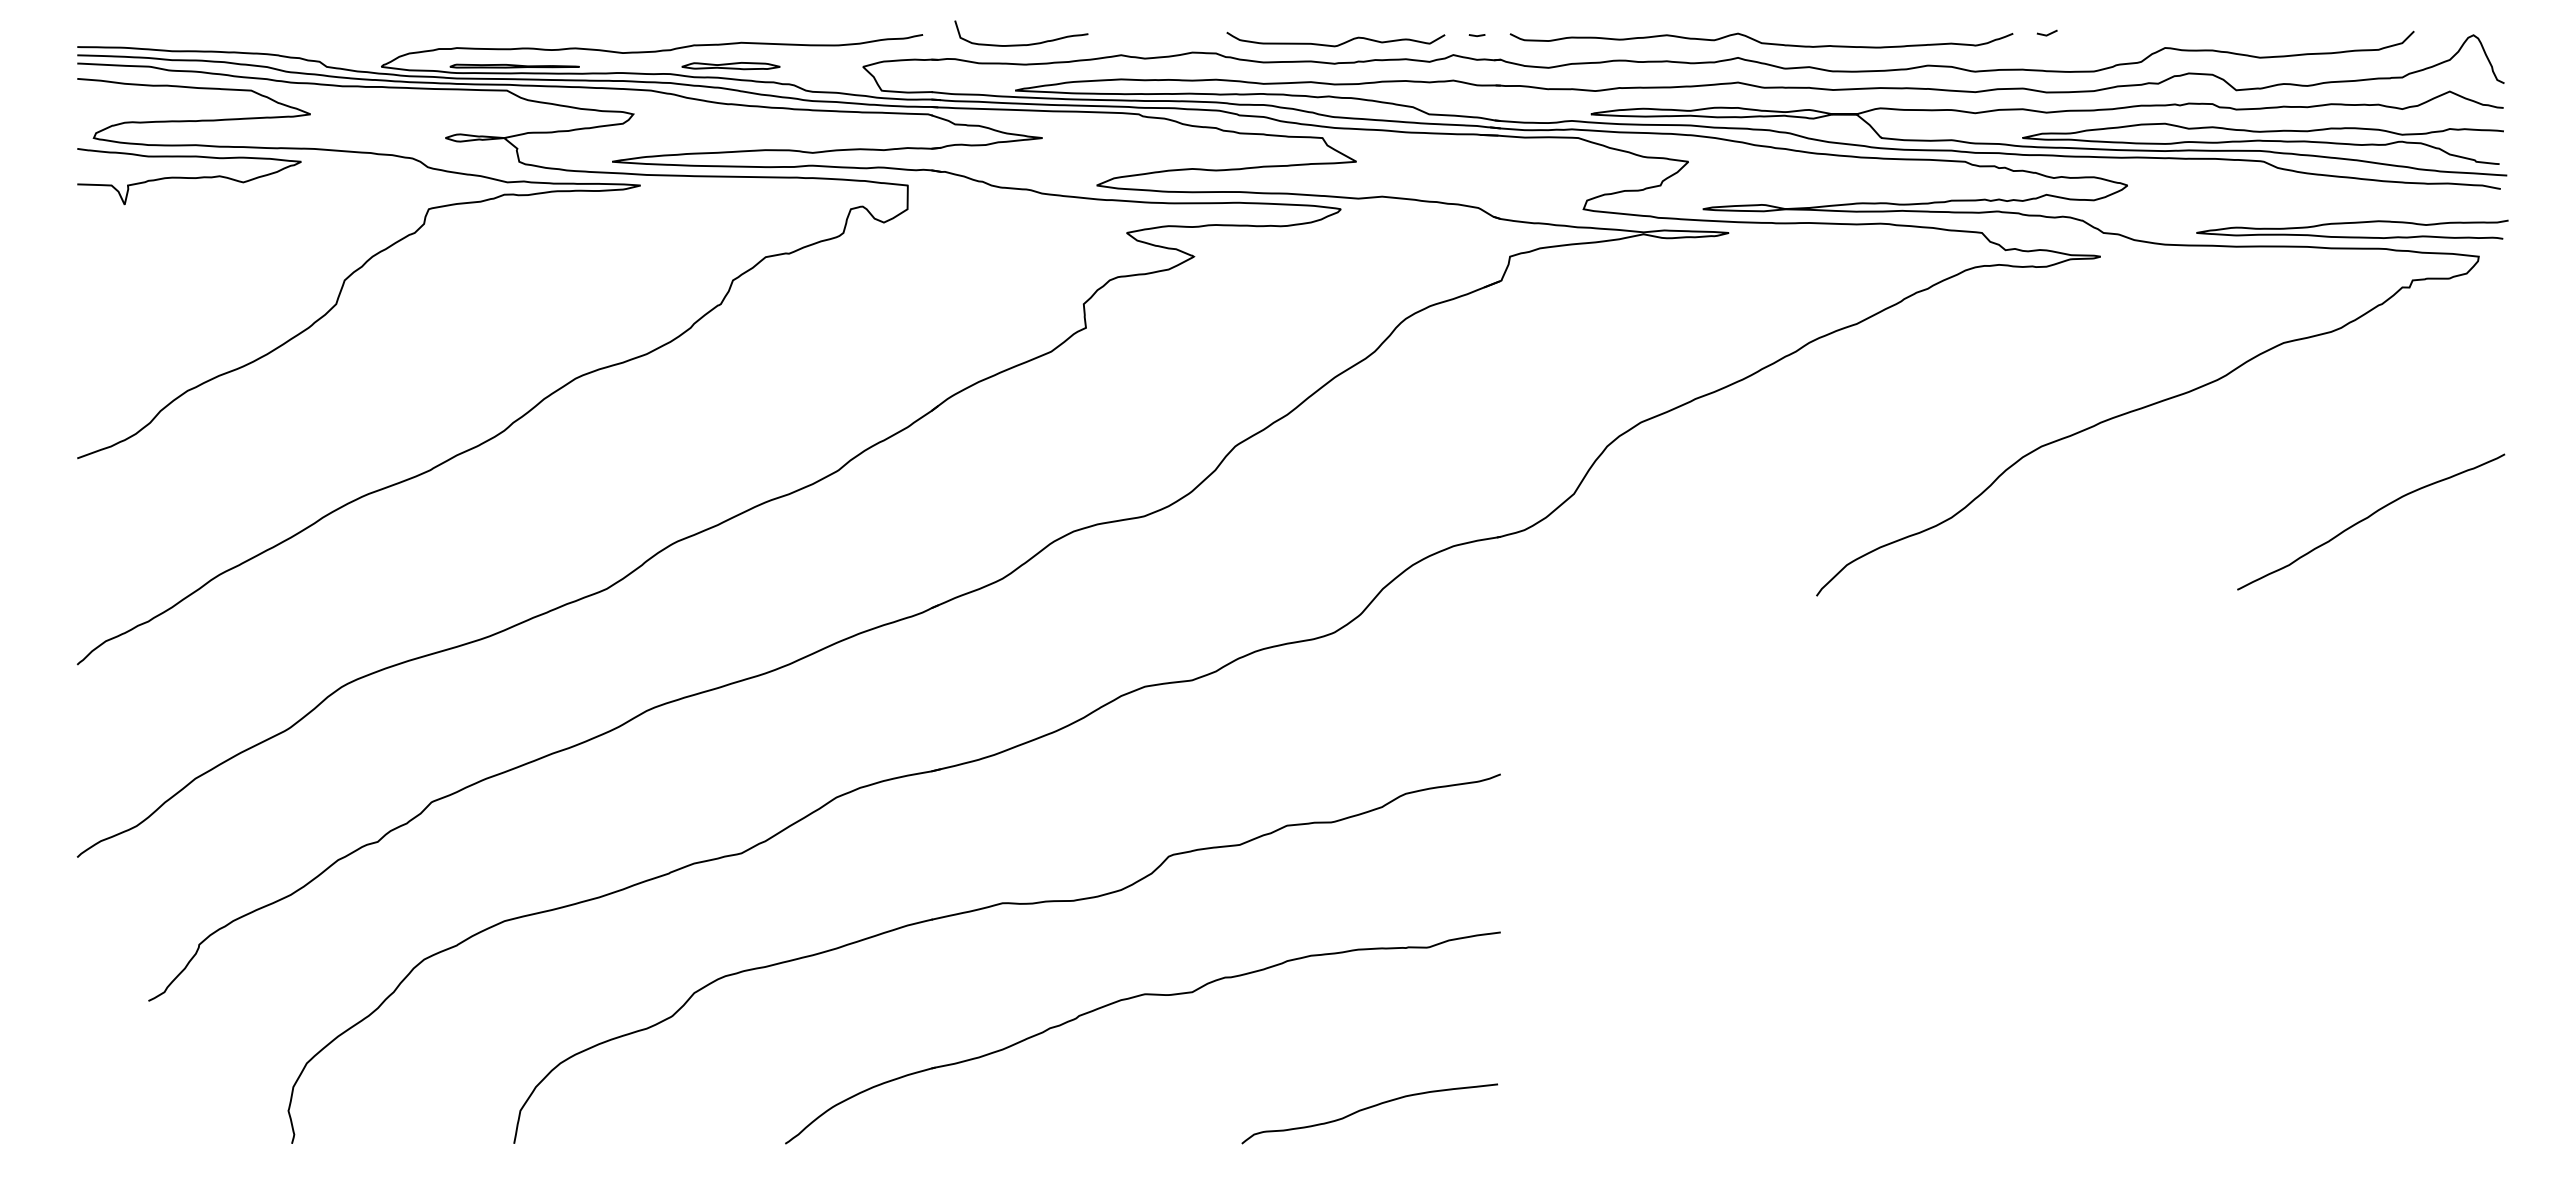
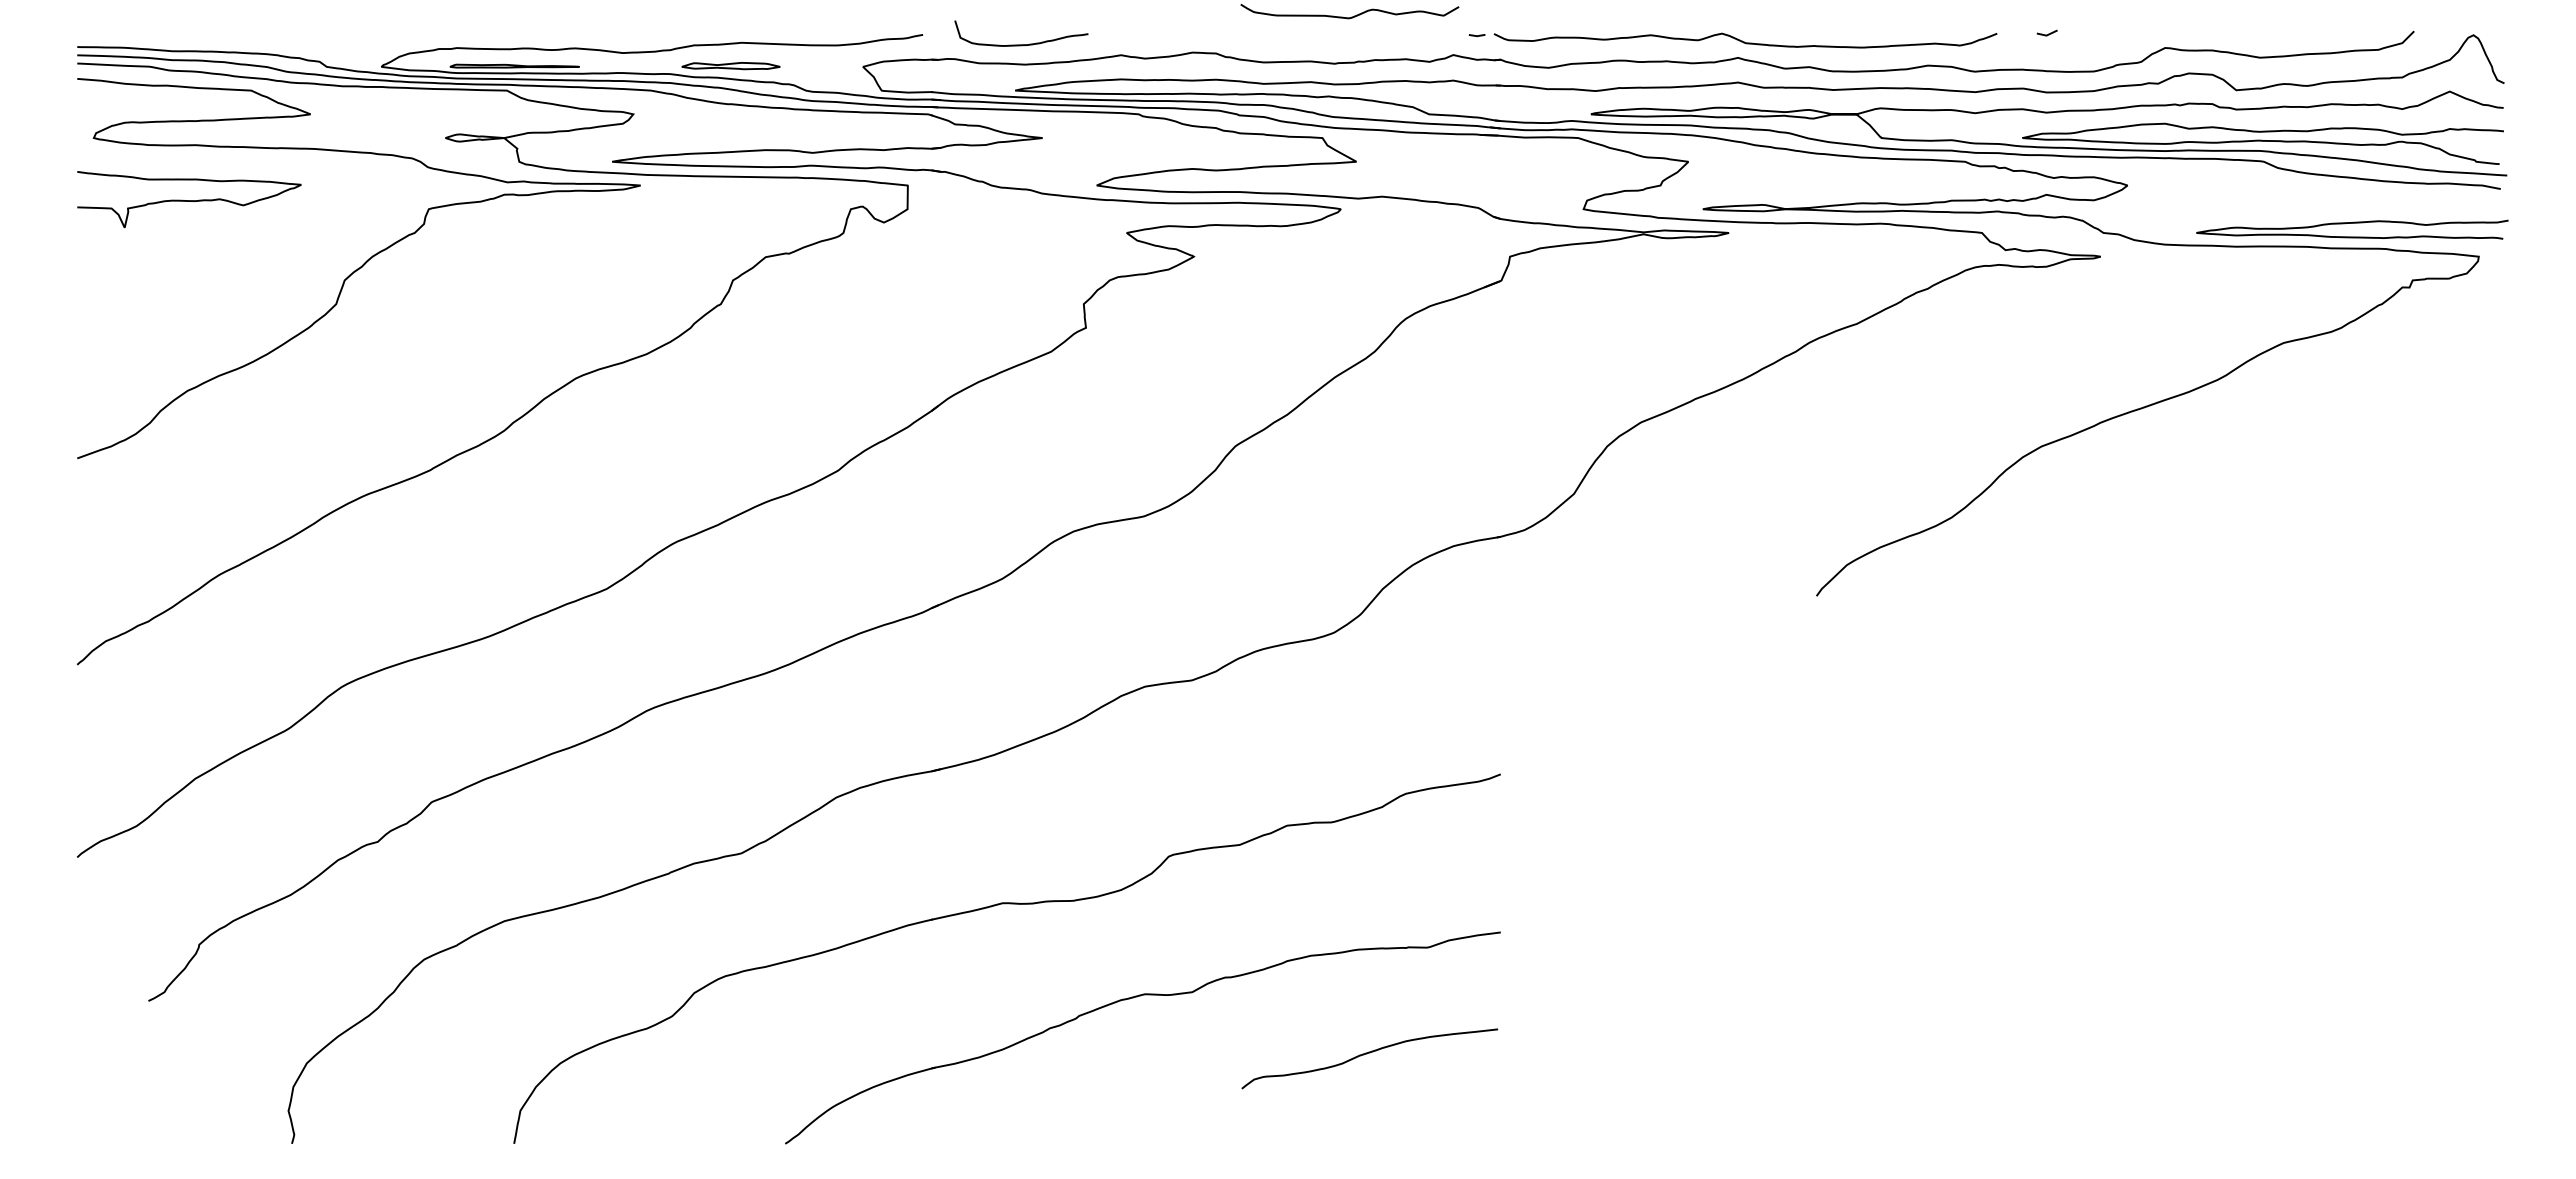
curve position: (1760, 41) -> (1744, 41) (1744, 41)
curve position: (1337, 44) -> (1351, 16) (1351, 16)
curve position: (189, 177) -> (189, 200) (189, 200)
curve: present -> none (2368, 518)
curve position: (1367, 1109) -> (1367, 1054) (1367, 1054)
